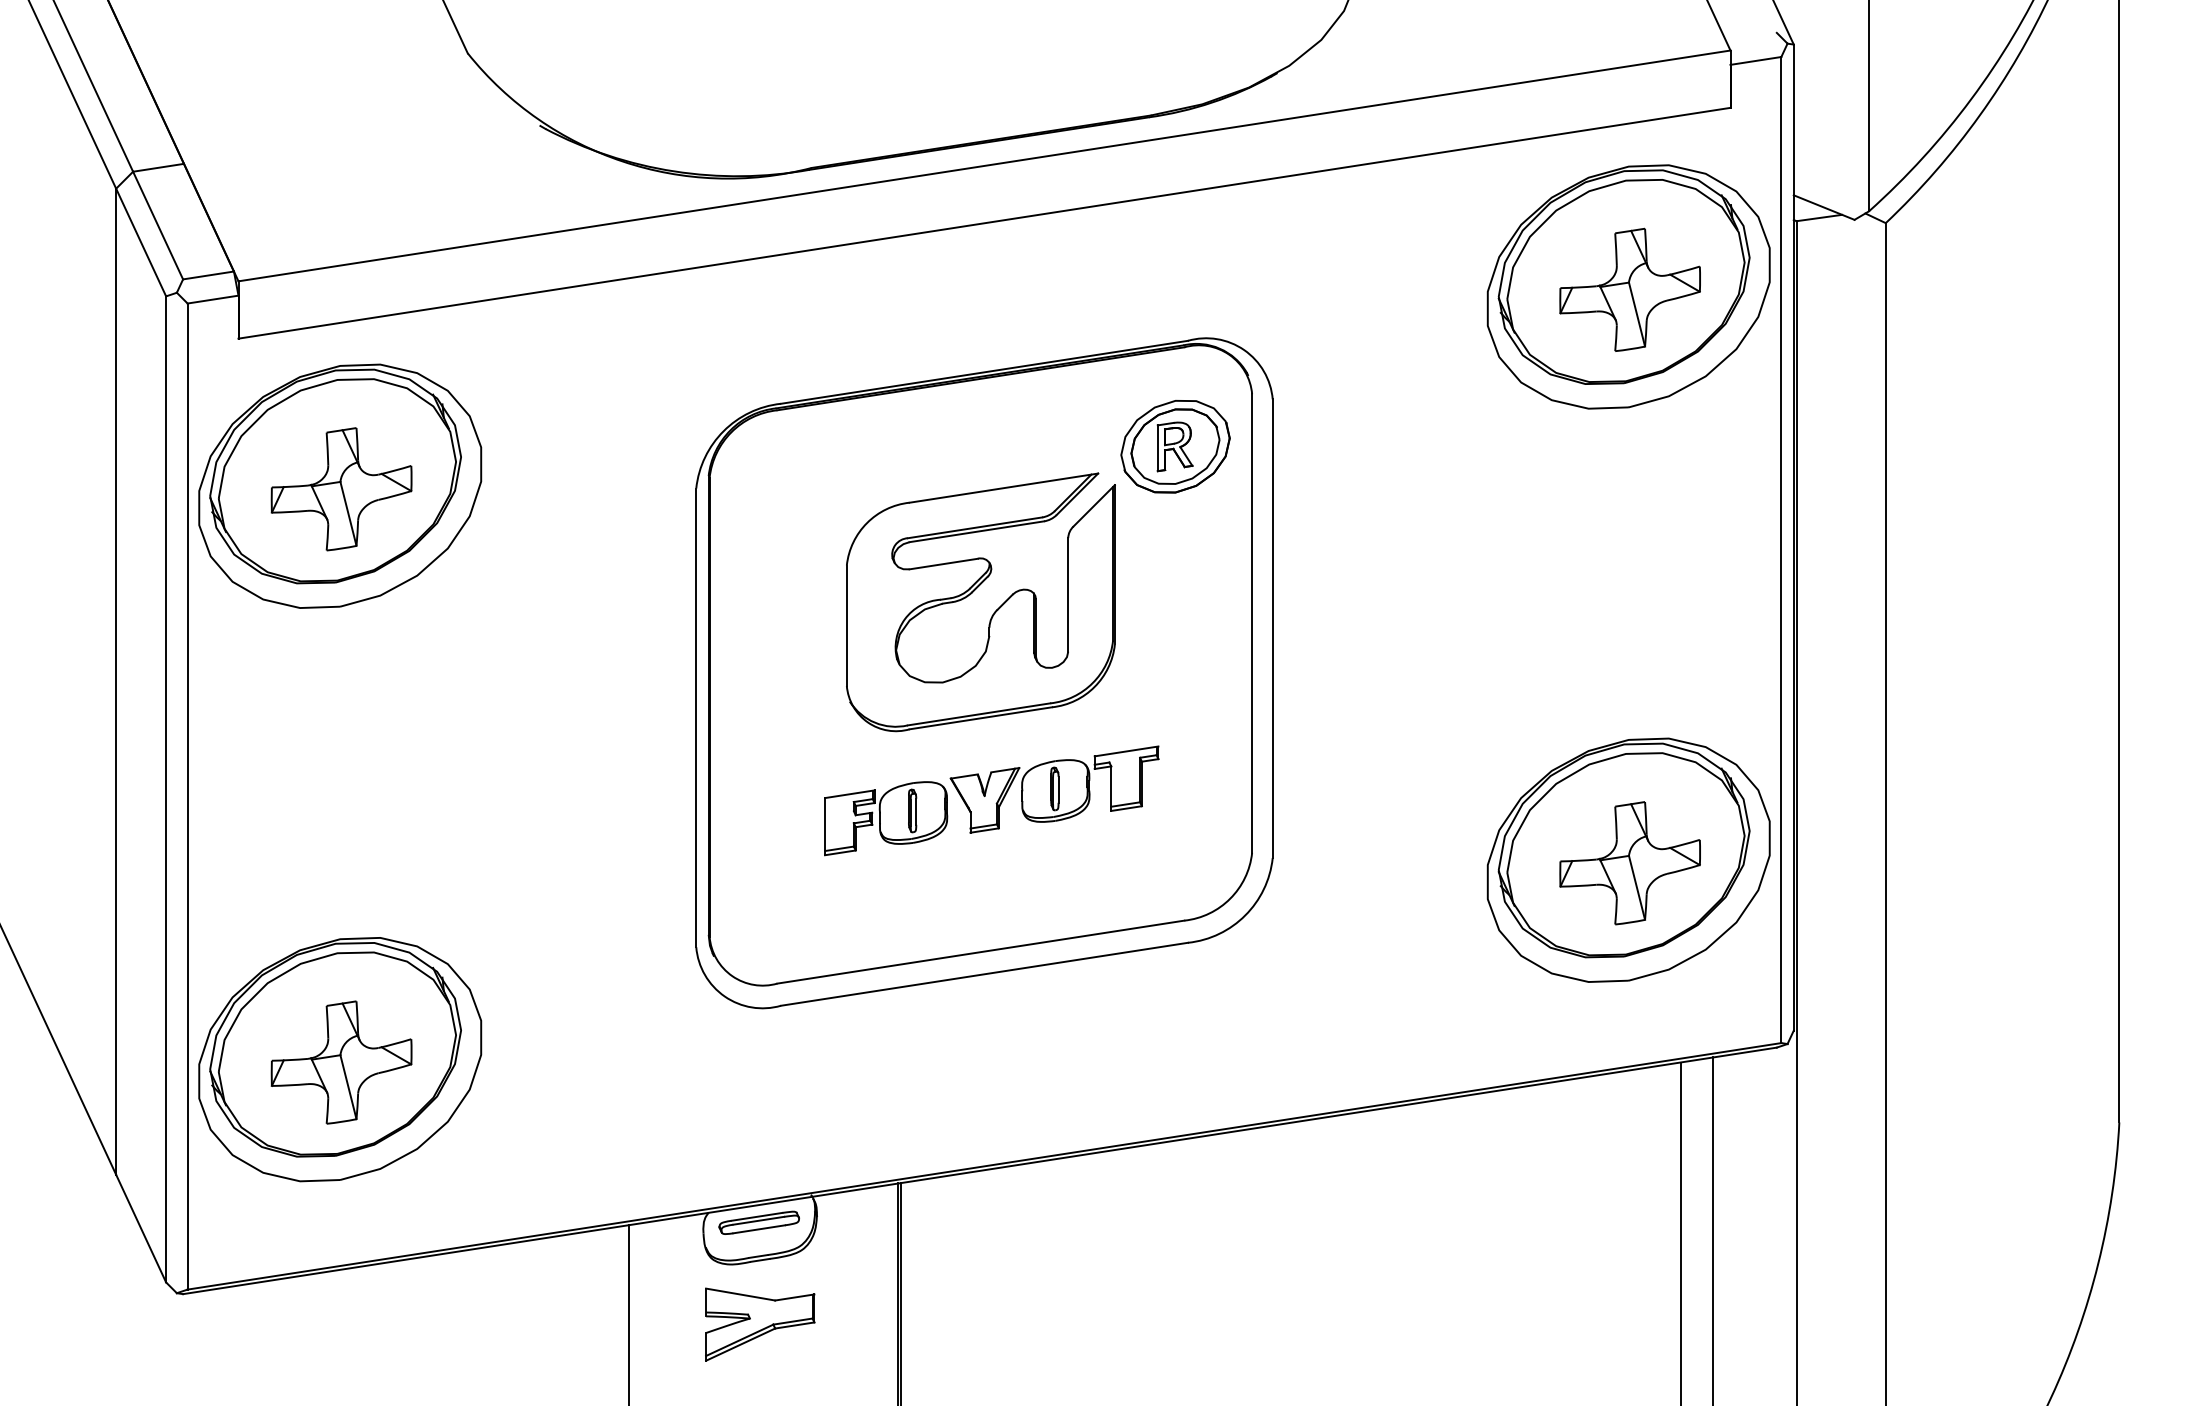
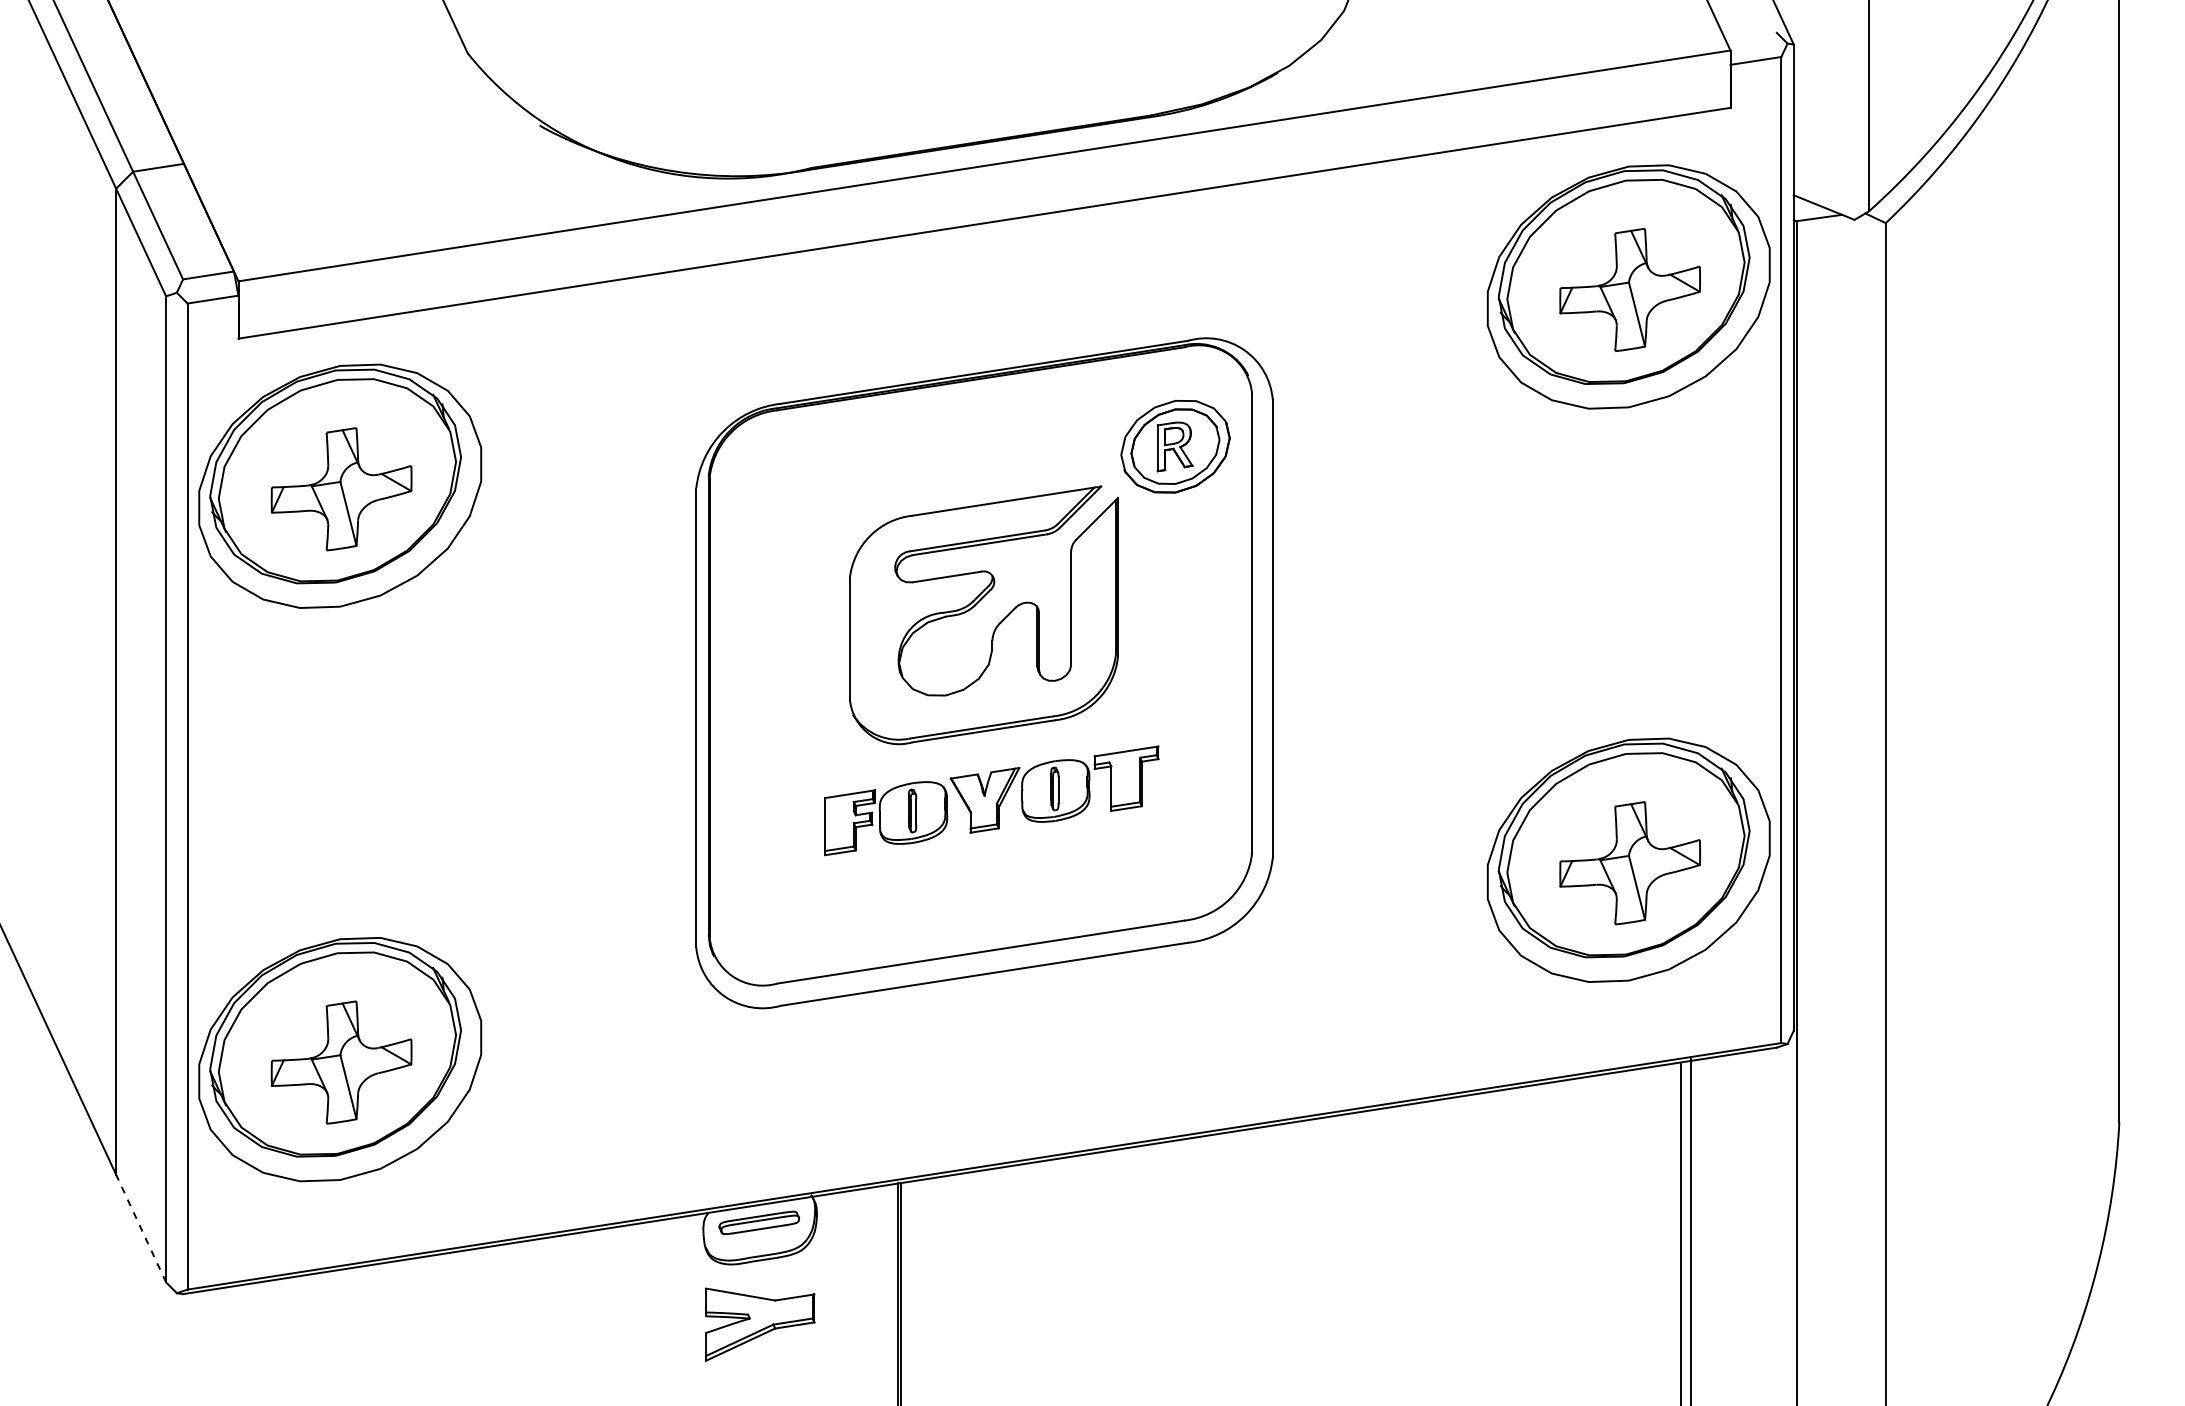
part position: (972, 593) -> (975, 606) (975, 606)
line: solid -> dashed (140, 1228)
line position: (1713, 1229) -> (1691, 1229) (1691, 1229)
line: present -> none (629, 1313)
